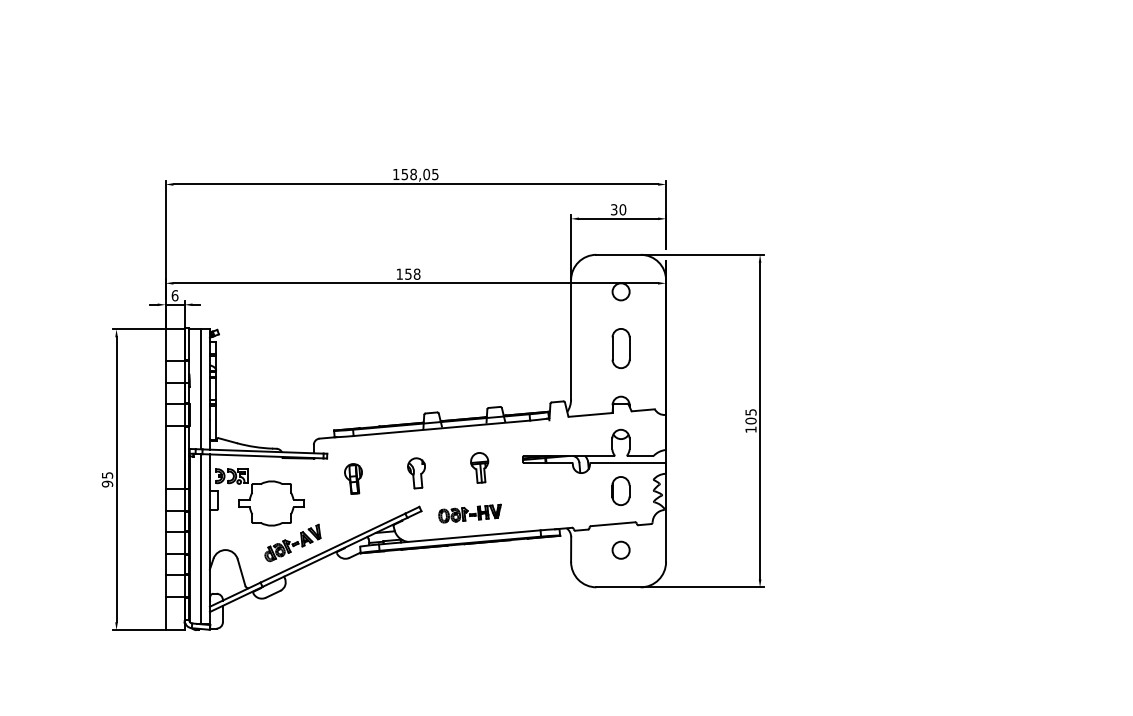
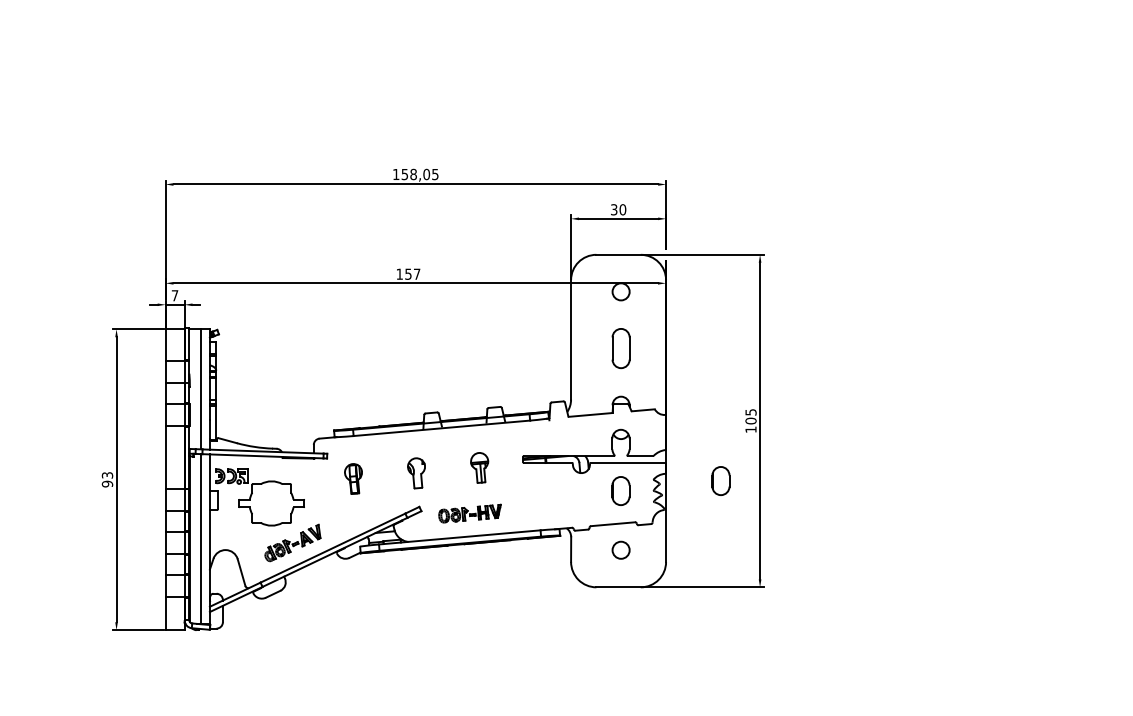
text: 158 -> 157 (416, 273)
text: 6 -> 7 (174, 295)
text: 95 -> 93 (106, 475)
part: none -> present (720, 480)
